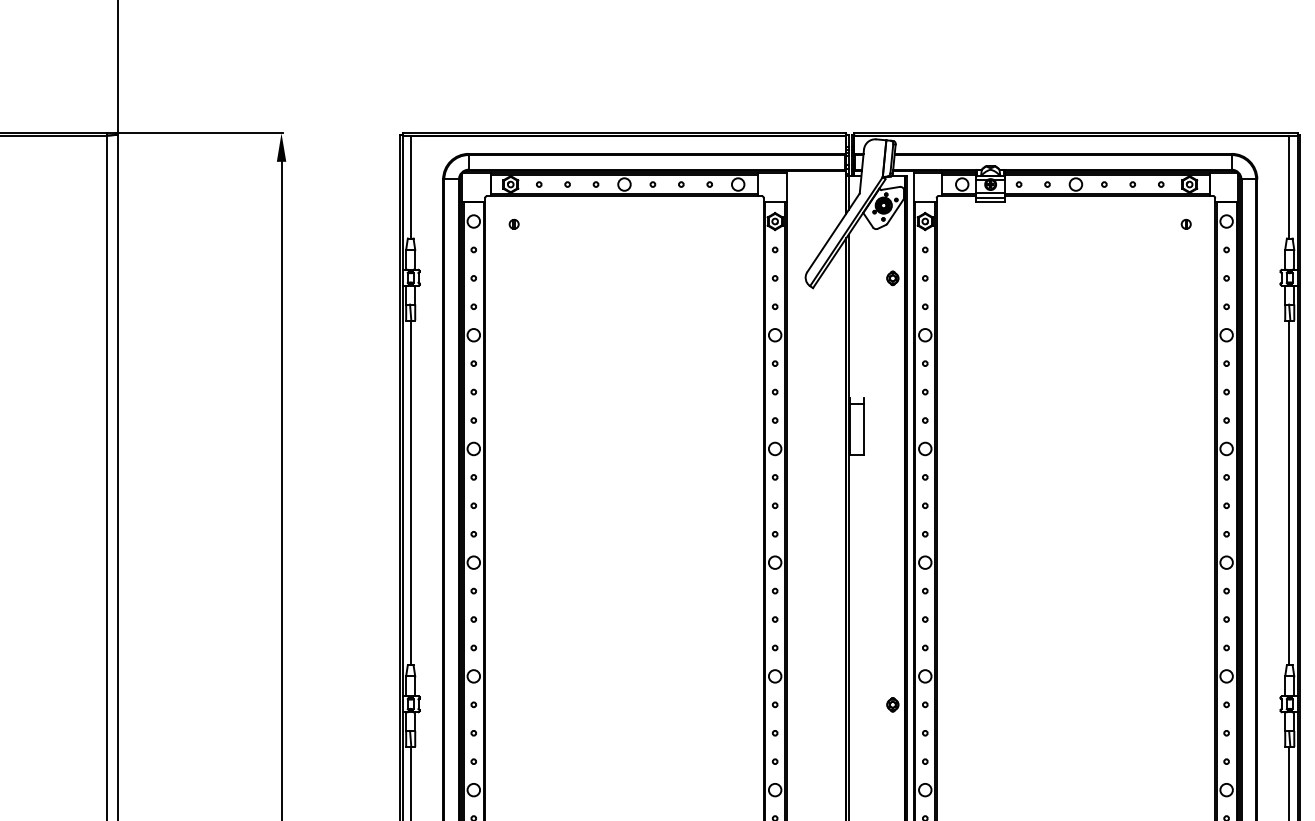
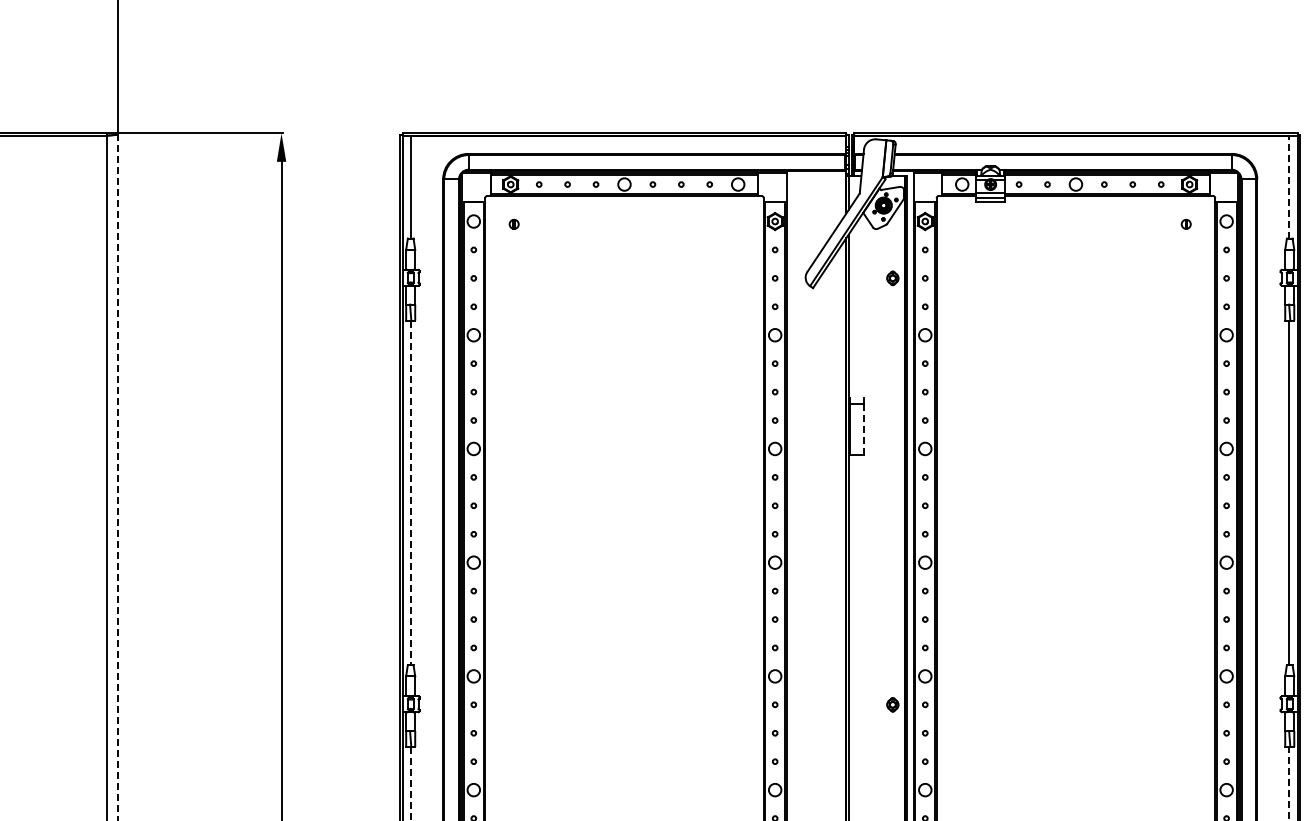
line: solid -> dashed (1289, 186)
line: solid -> dashed (864, 429)
line: solid -> dashed (117, 477)
line: solid -> dashed (411, 493)
line: solid -> dashed (411, 783)
line: solid -> dashed (1289, 783)
